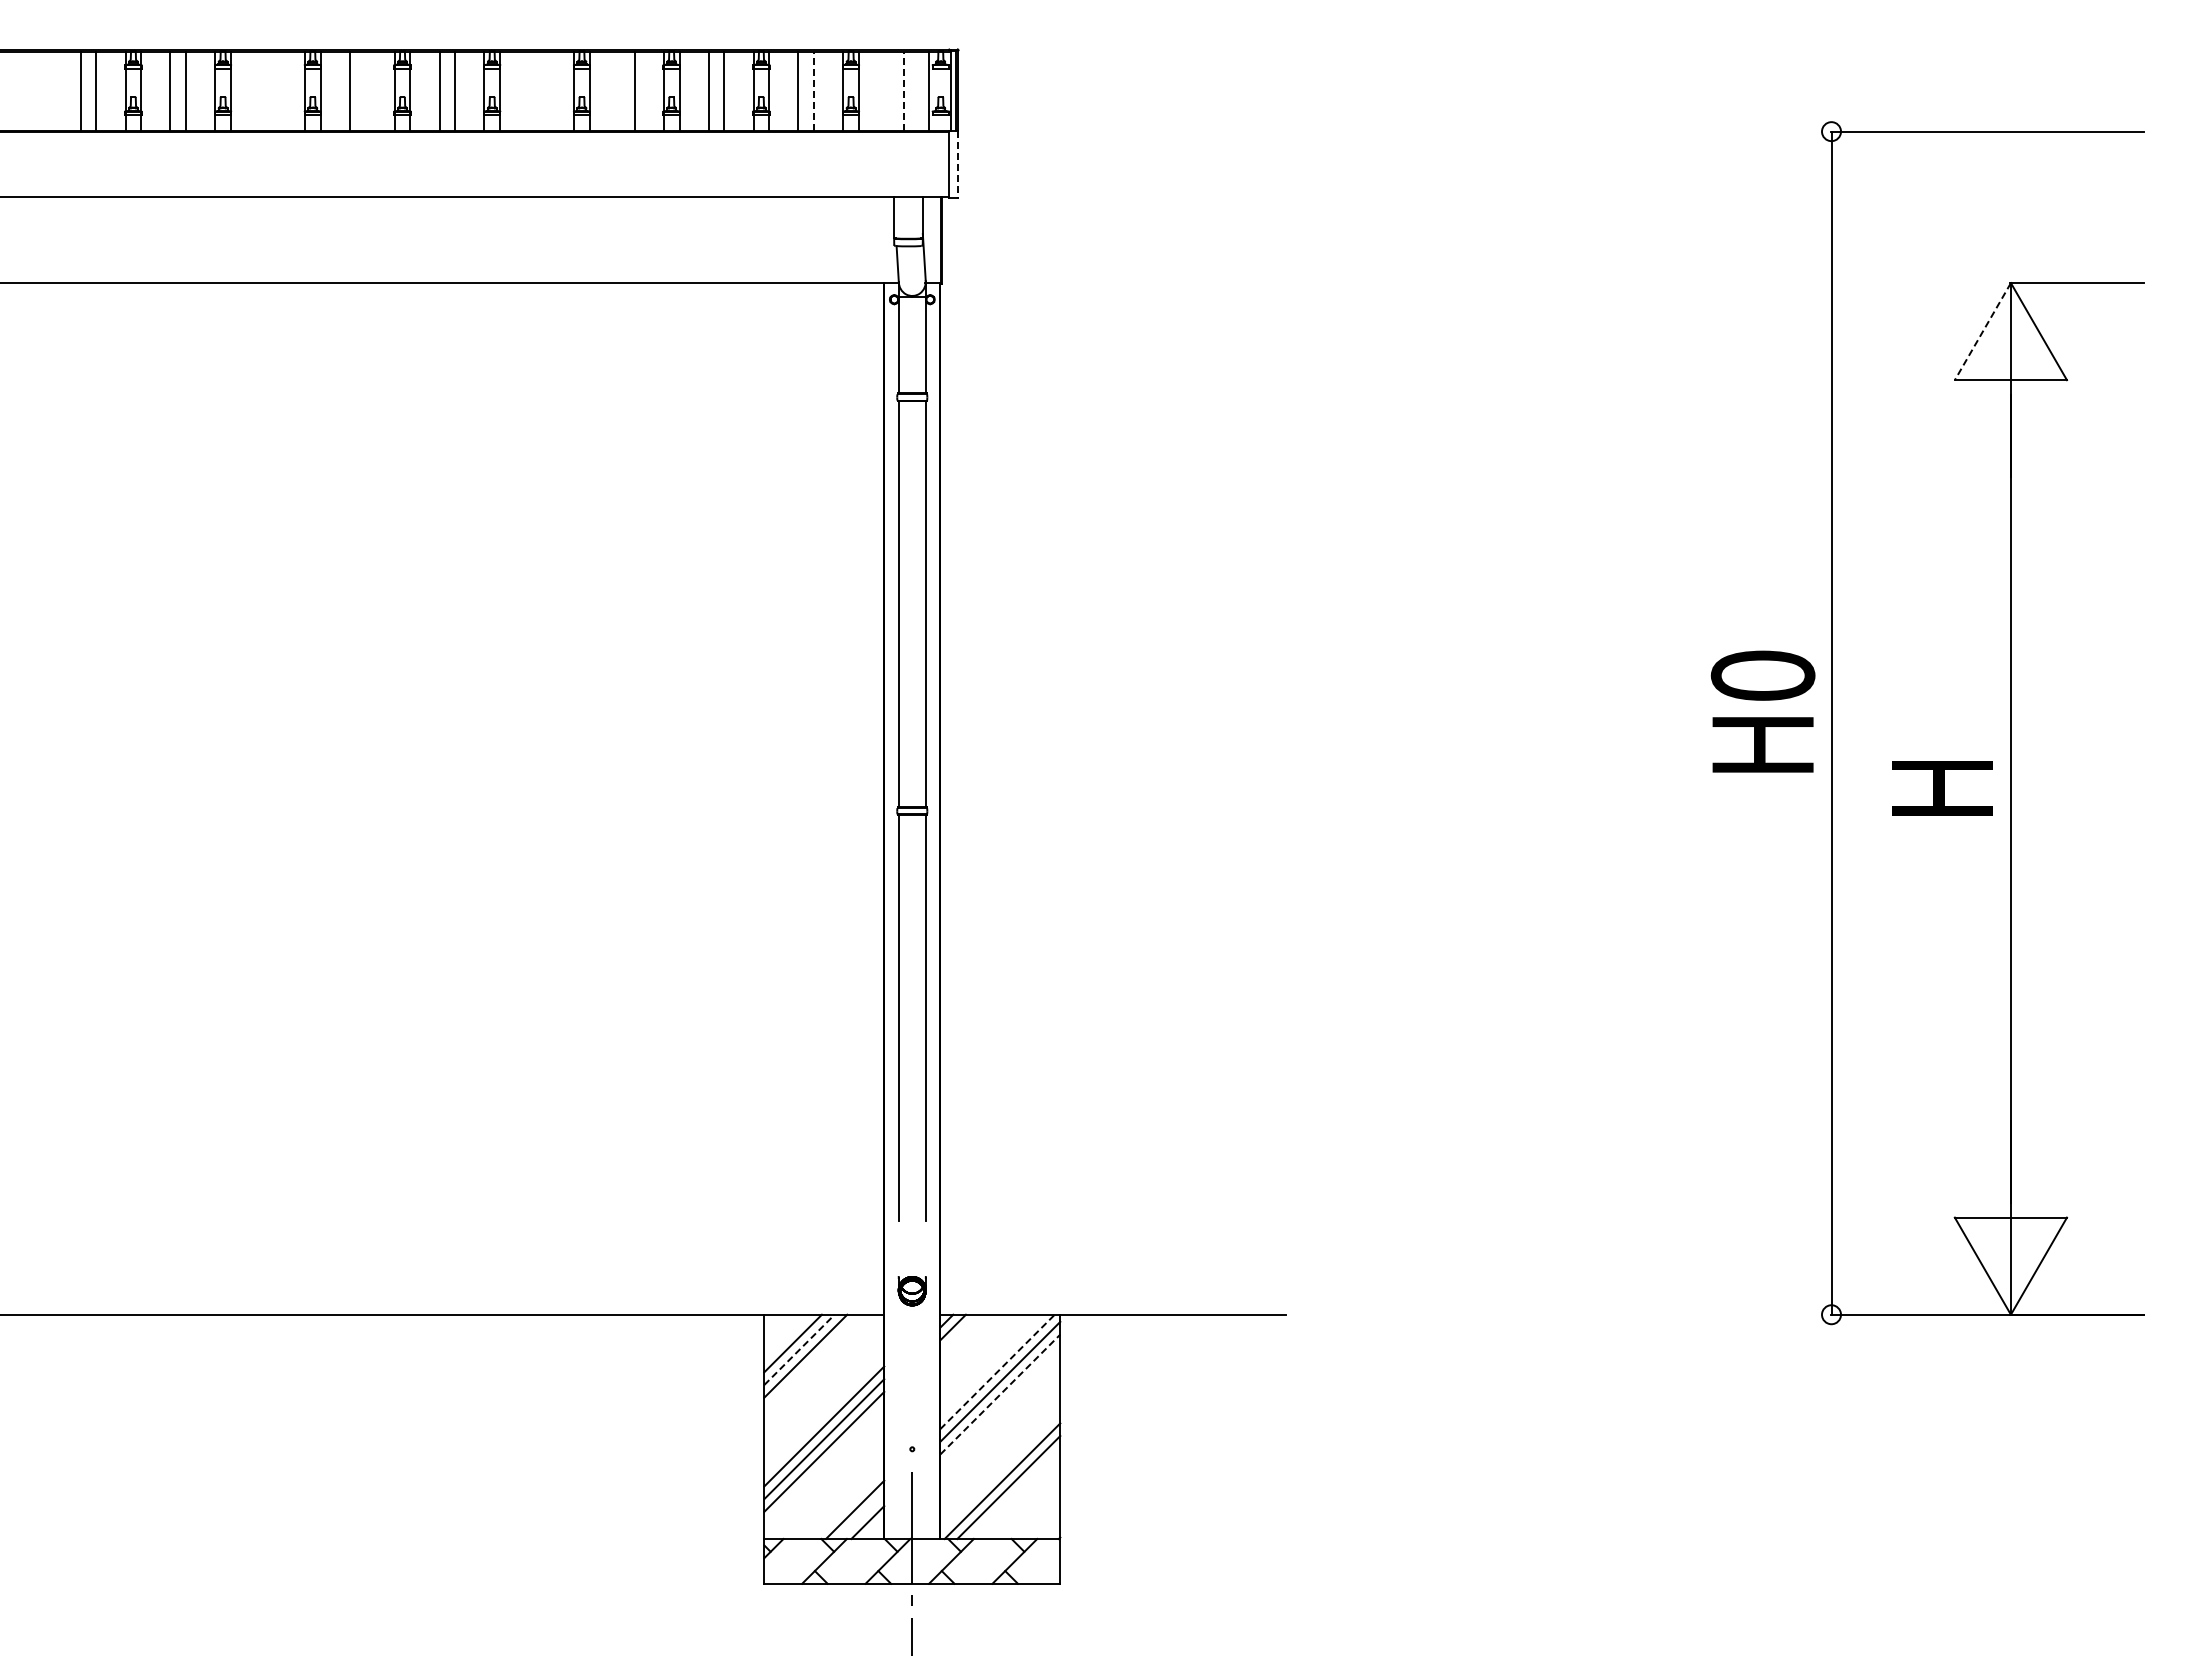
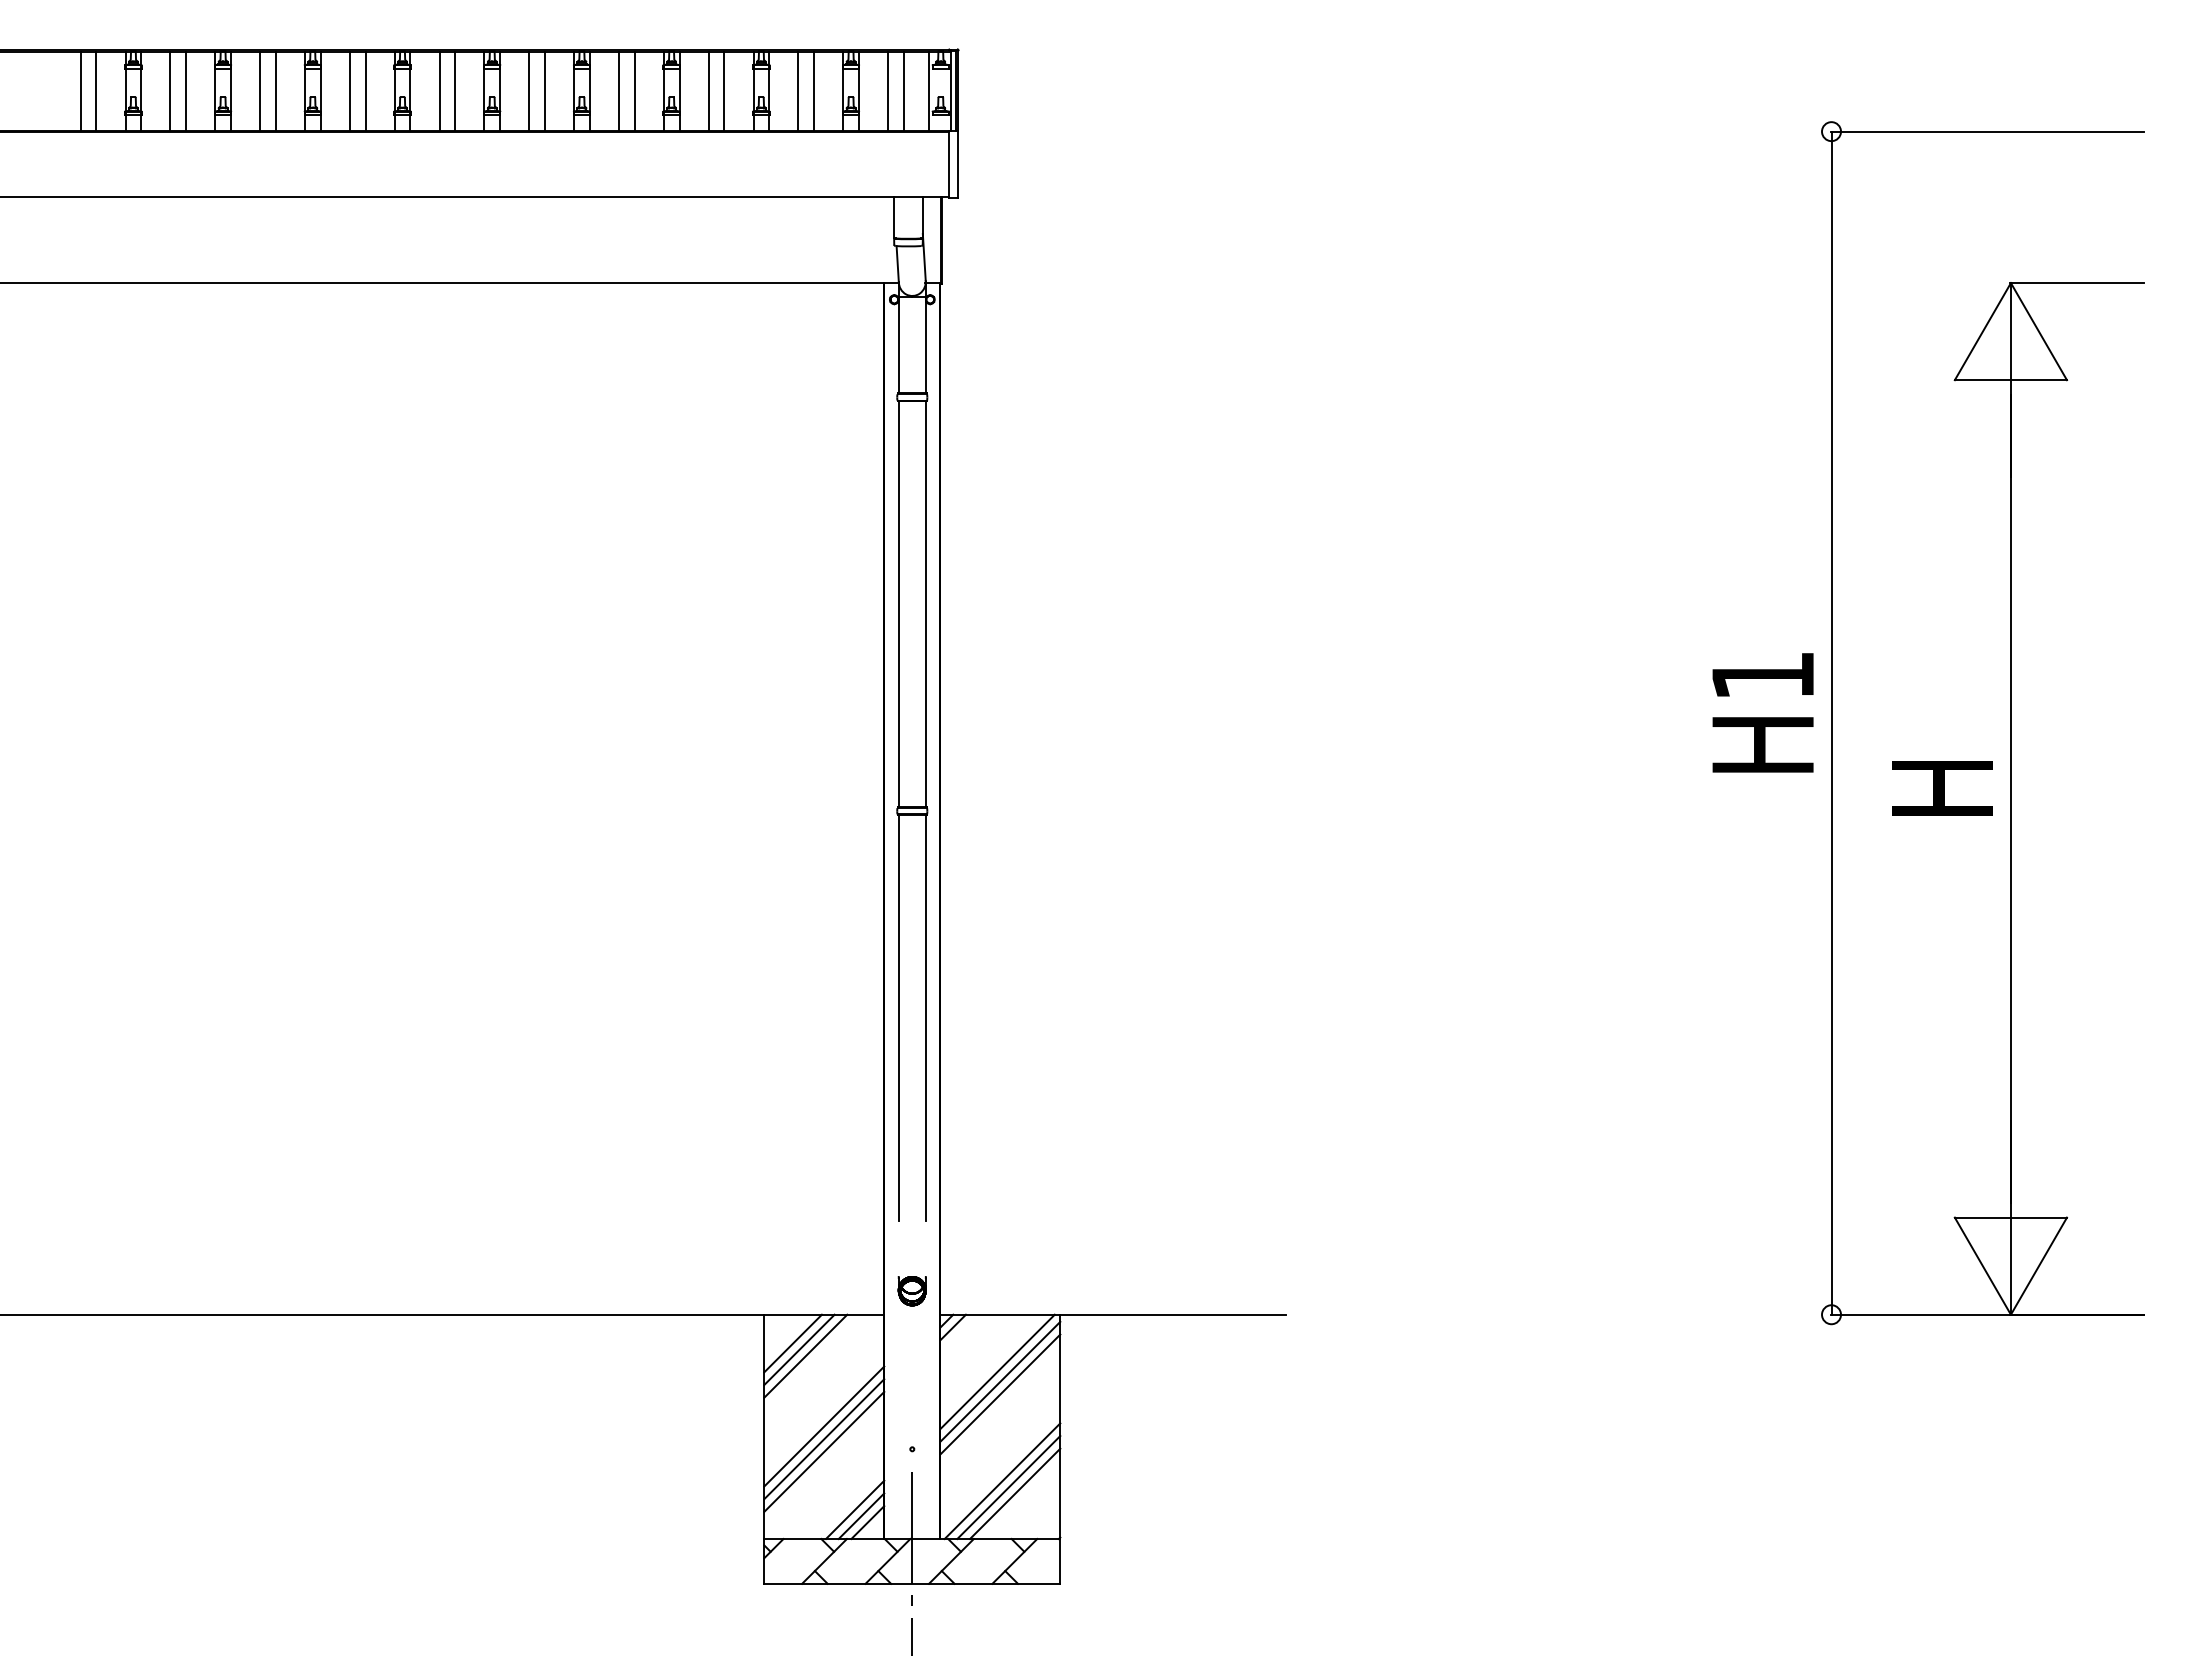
line: none -> present (260, 90)
line: none -> present (275, 90)
line: none -> present (365, 90)
line: none -> present (529, 90)
line: none -> present (544, 90)
line: none -> present (618, 90)
line: none -> present (888, 90)
line: dashed -> solid (814, 91)
line: dashed -> solid (903, 91)
line: dashed -> solid (957, 164)
line: dashed -> solid (1982, 332)
text: H0 -> H1 (1762, 675)
line: dashed -> solid (799, 1349)
line: dashed -> solid (997, 1371)
line: dashed -> solid (1000, 1394)
line: none -> present (1015, 1493)
line: none -> present (861, 1516)
